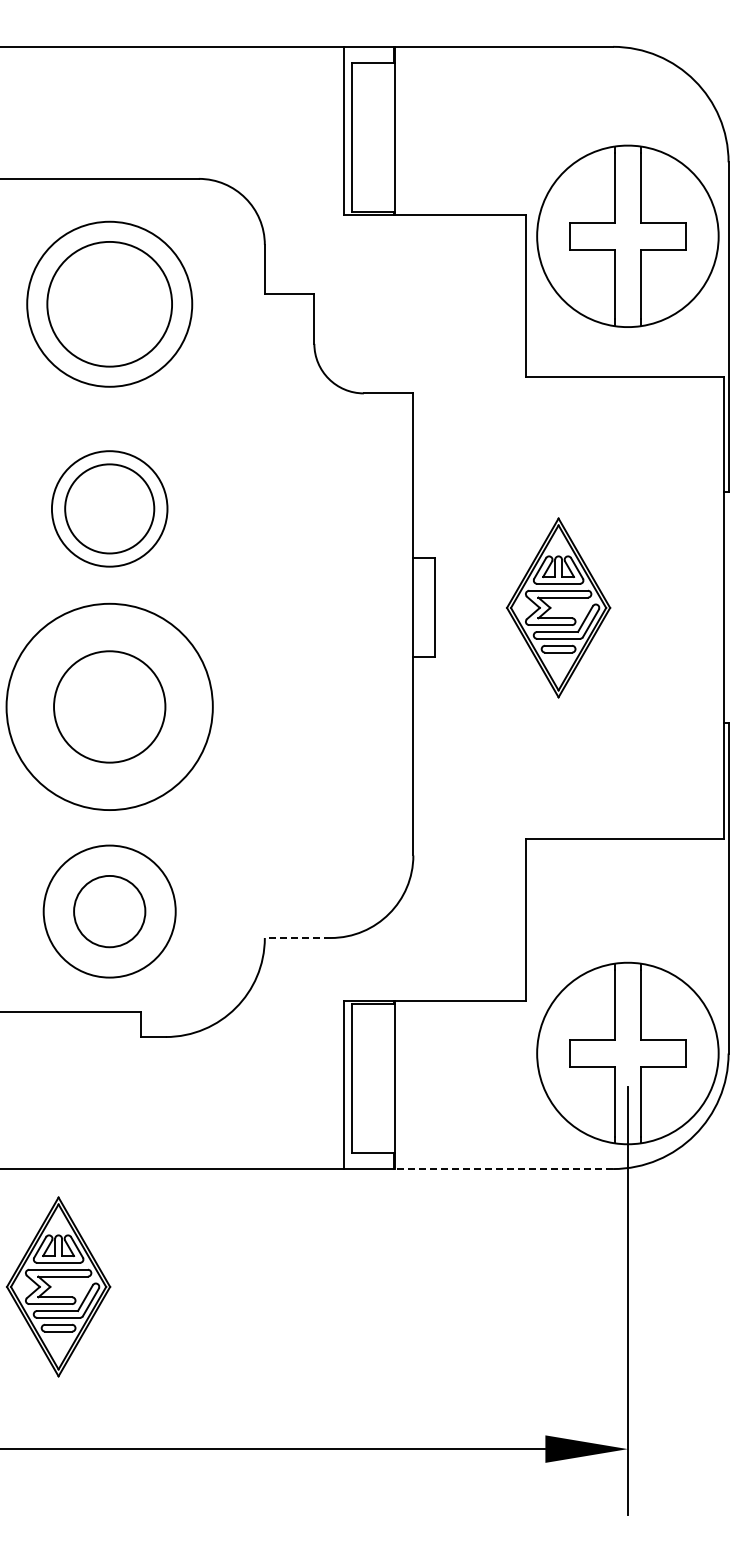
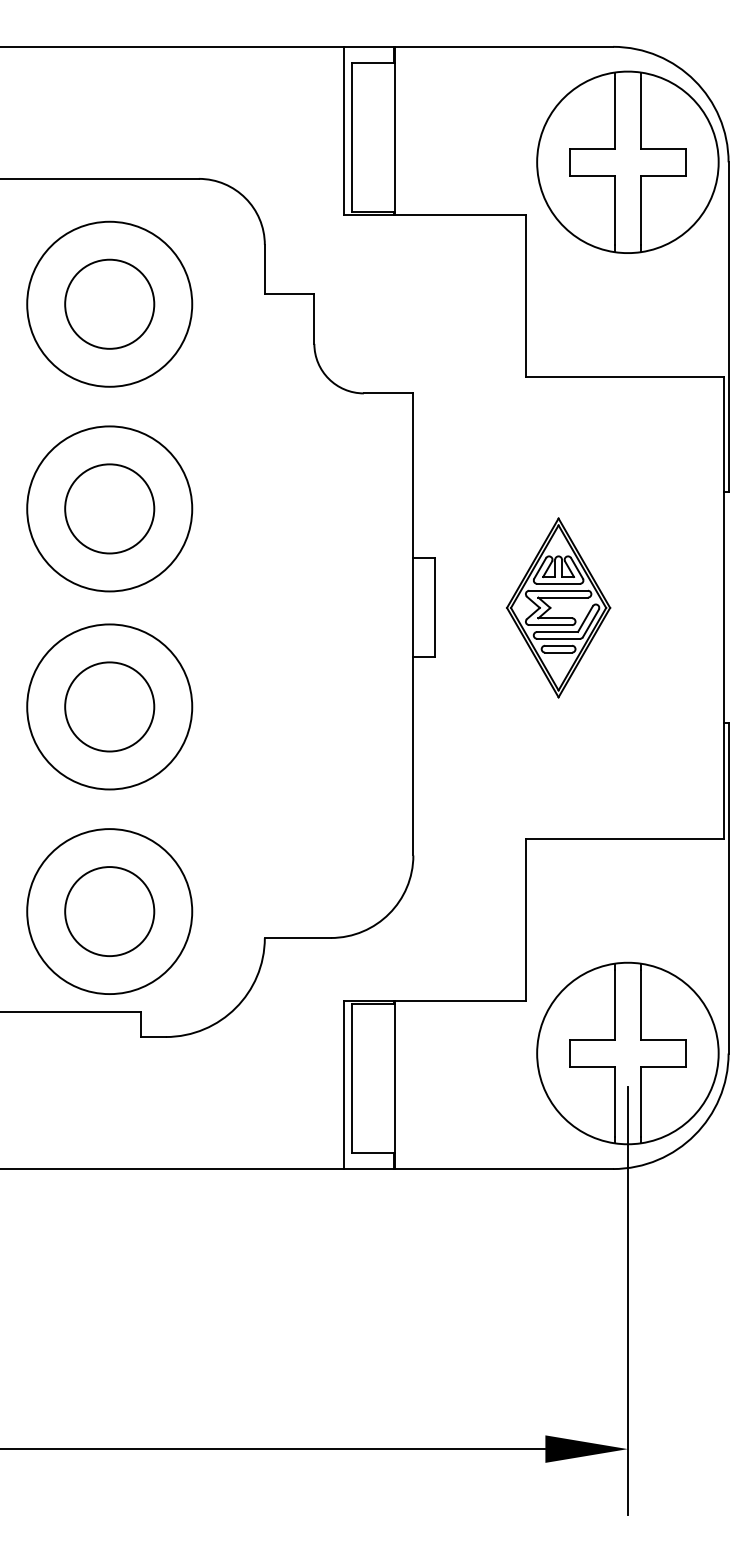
part position: (627, 235) -> (627, 161) (627, 161)
circle diameter: 125 px -> 89 px (109, 303)
circle diameter: 116 px -> 165 px (109, 508)
circle diameter: 111 px -> 89 px (109, 706)
circle diameter: 206 px -> 165 px (109, 706)
circle diameter: 132 px -> 165 px (109, 911)
circle diameter: 71 px -> 89 px (109, 911)
line: dashed -> solid (297, 938)
line: dashed -> solid (504, 1169)
part: present -> none (58, 1286)
